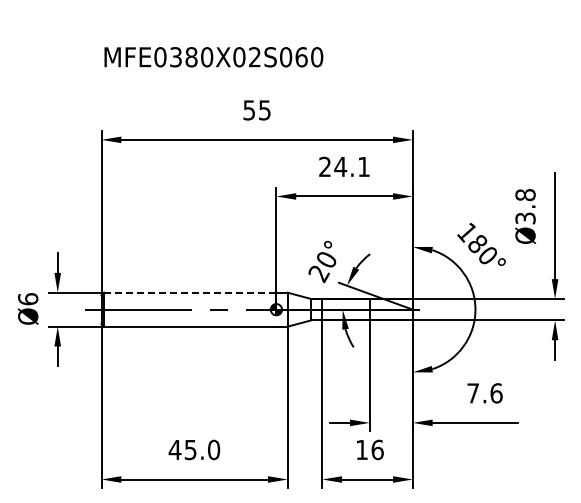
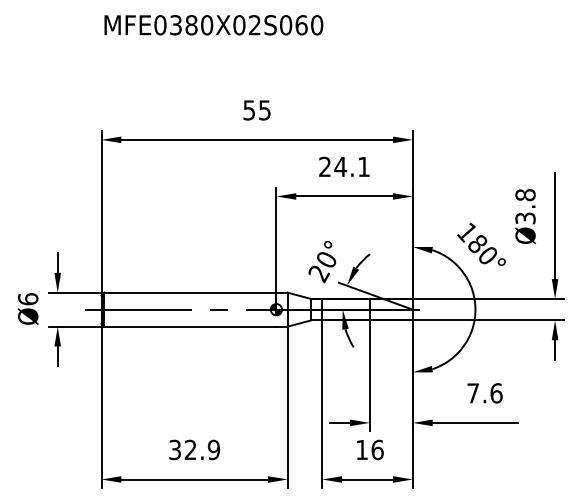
text position: (213, 57) -> (213, 25) (213, 25)
line: dashed -> solid (189, 292)
text: 45.0 -> 32.9 (194, 449)
